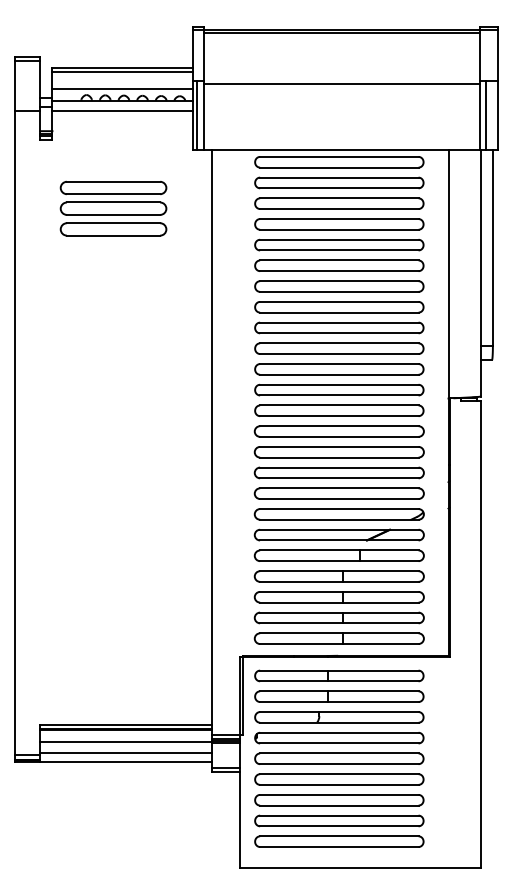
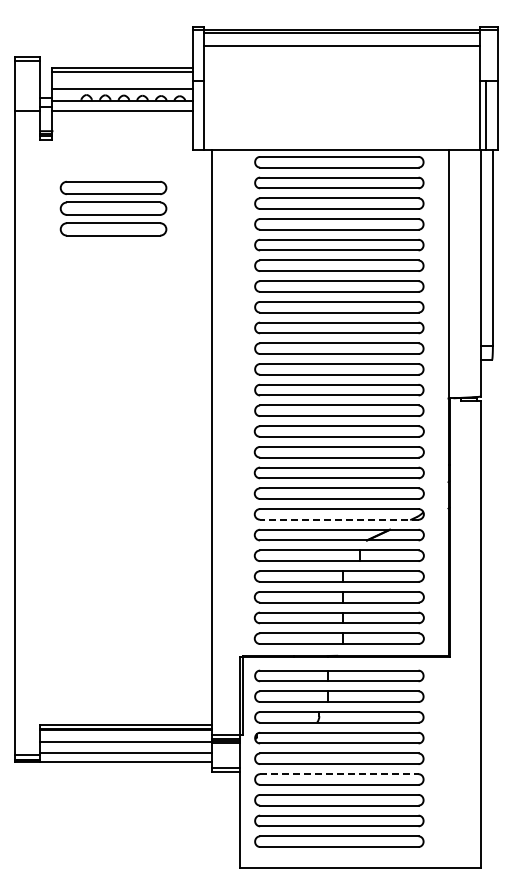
line position: (341, 83) -> (341, 45) (341, 45)
line: present -> none (197, 114)
line: solid -> dashed (338, 519)
line: solid -> dashed (339, 774)
